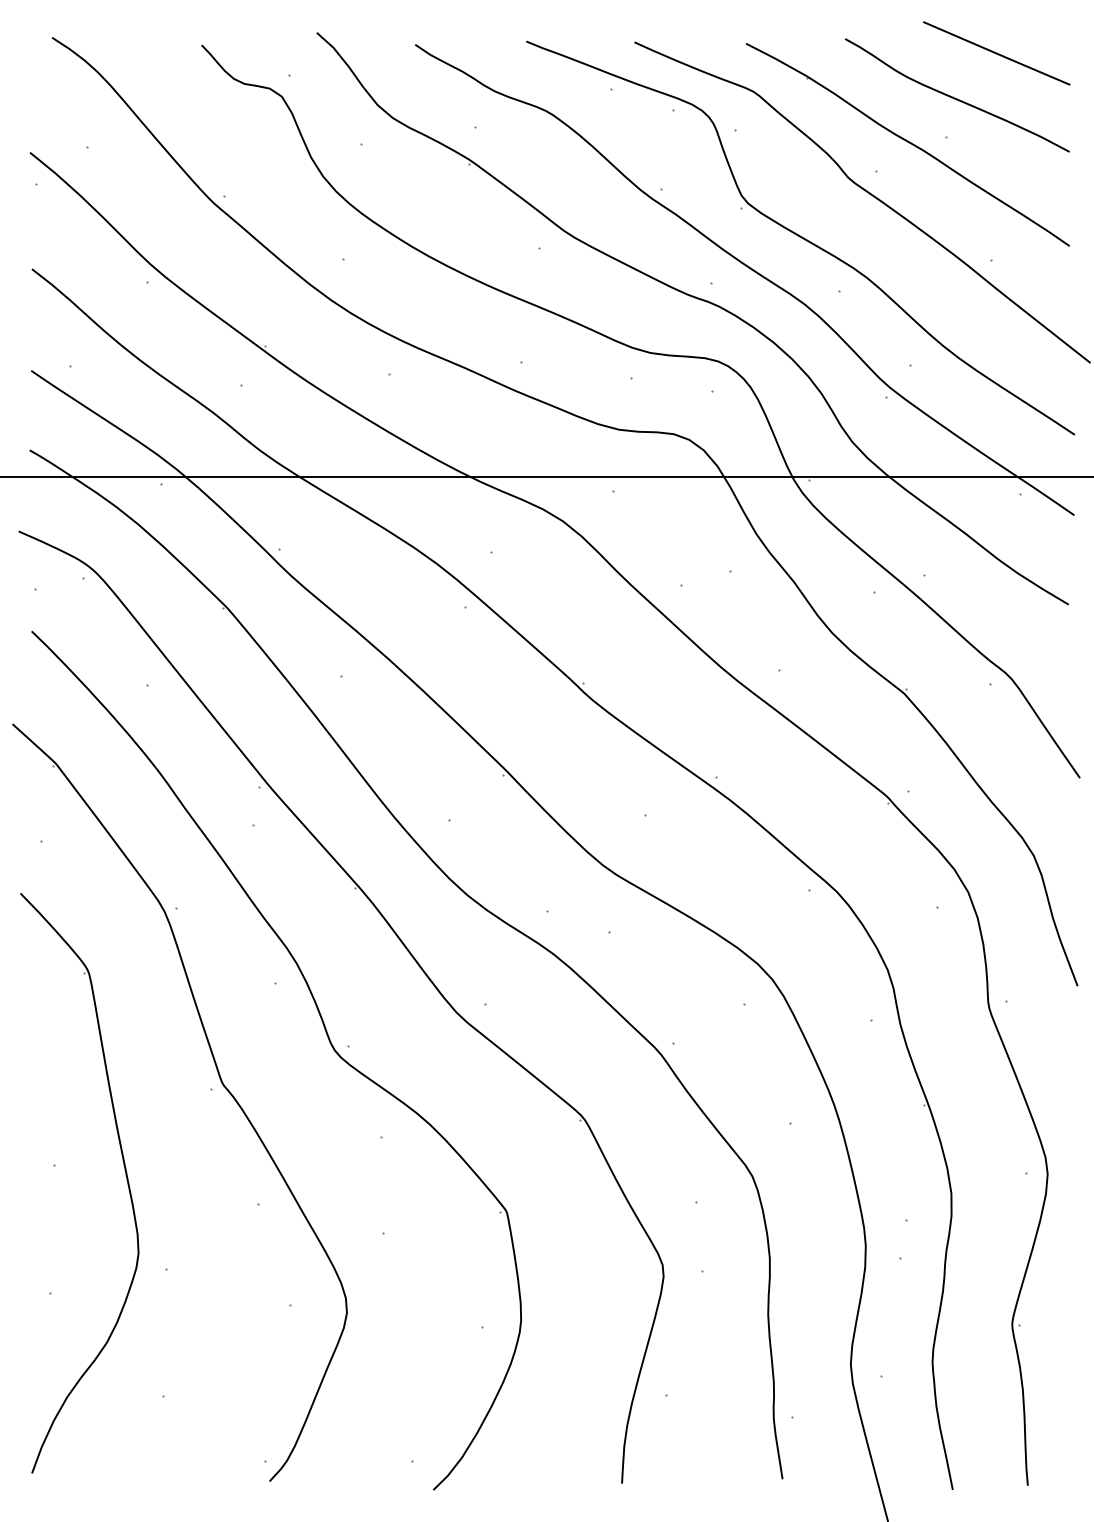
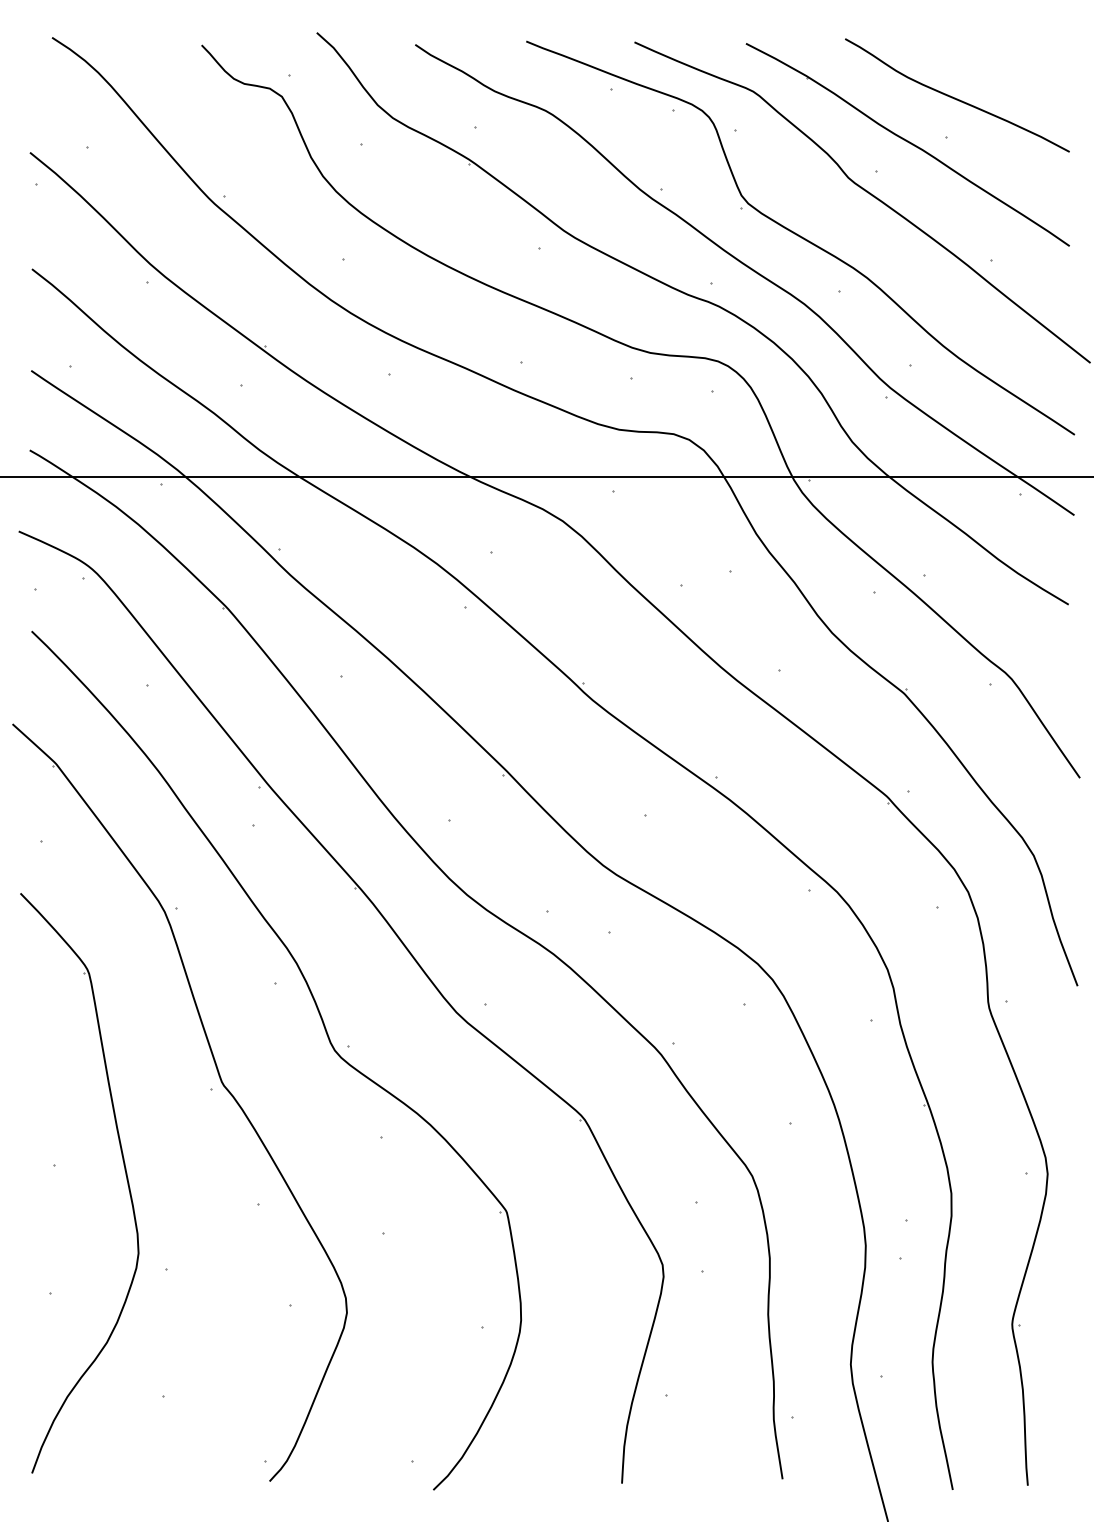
line: present -> none (996, 53)
